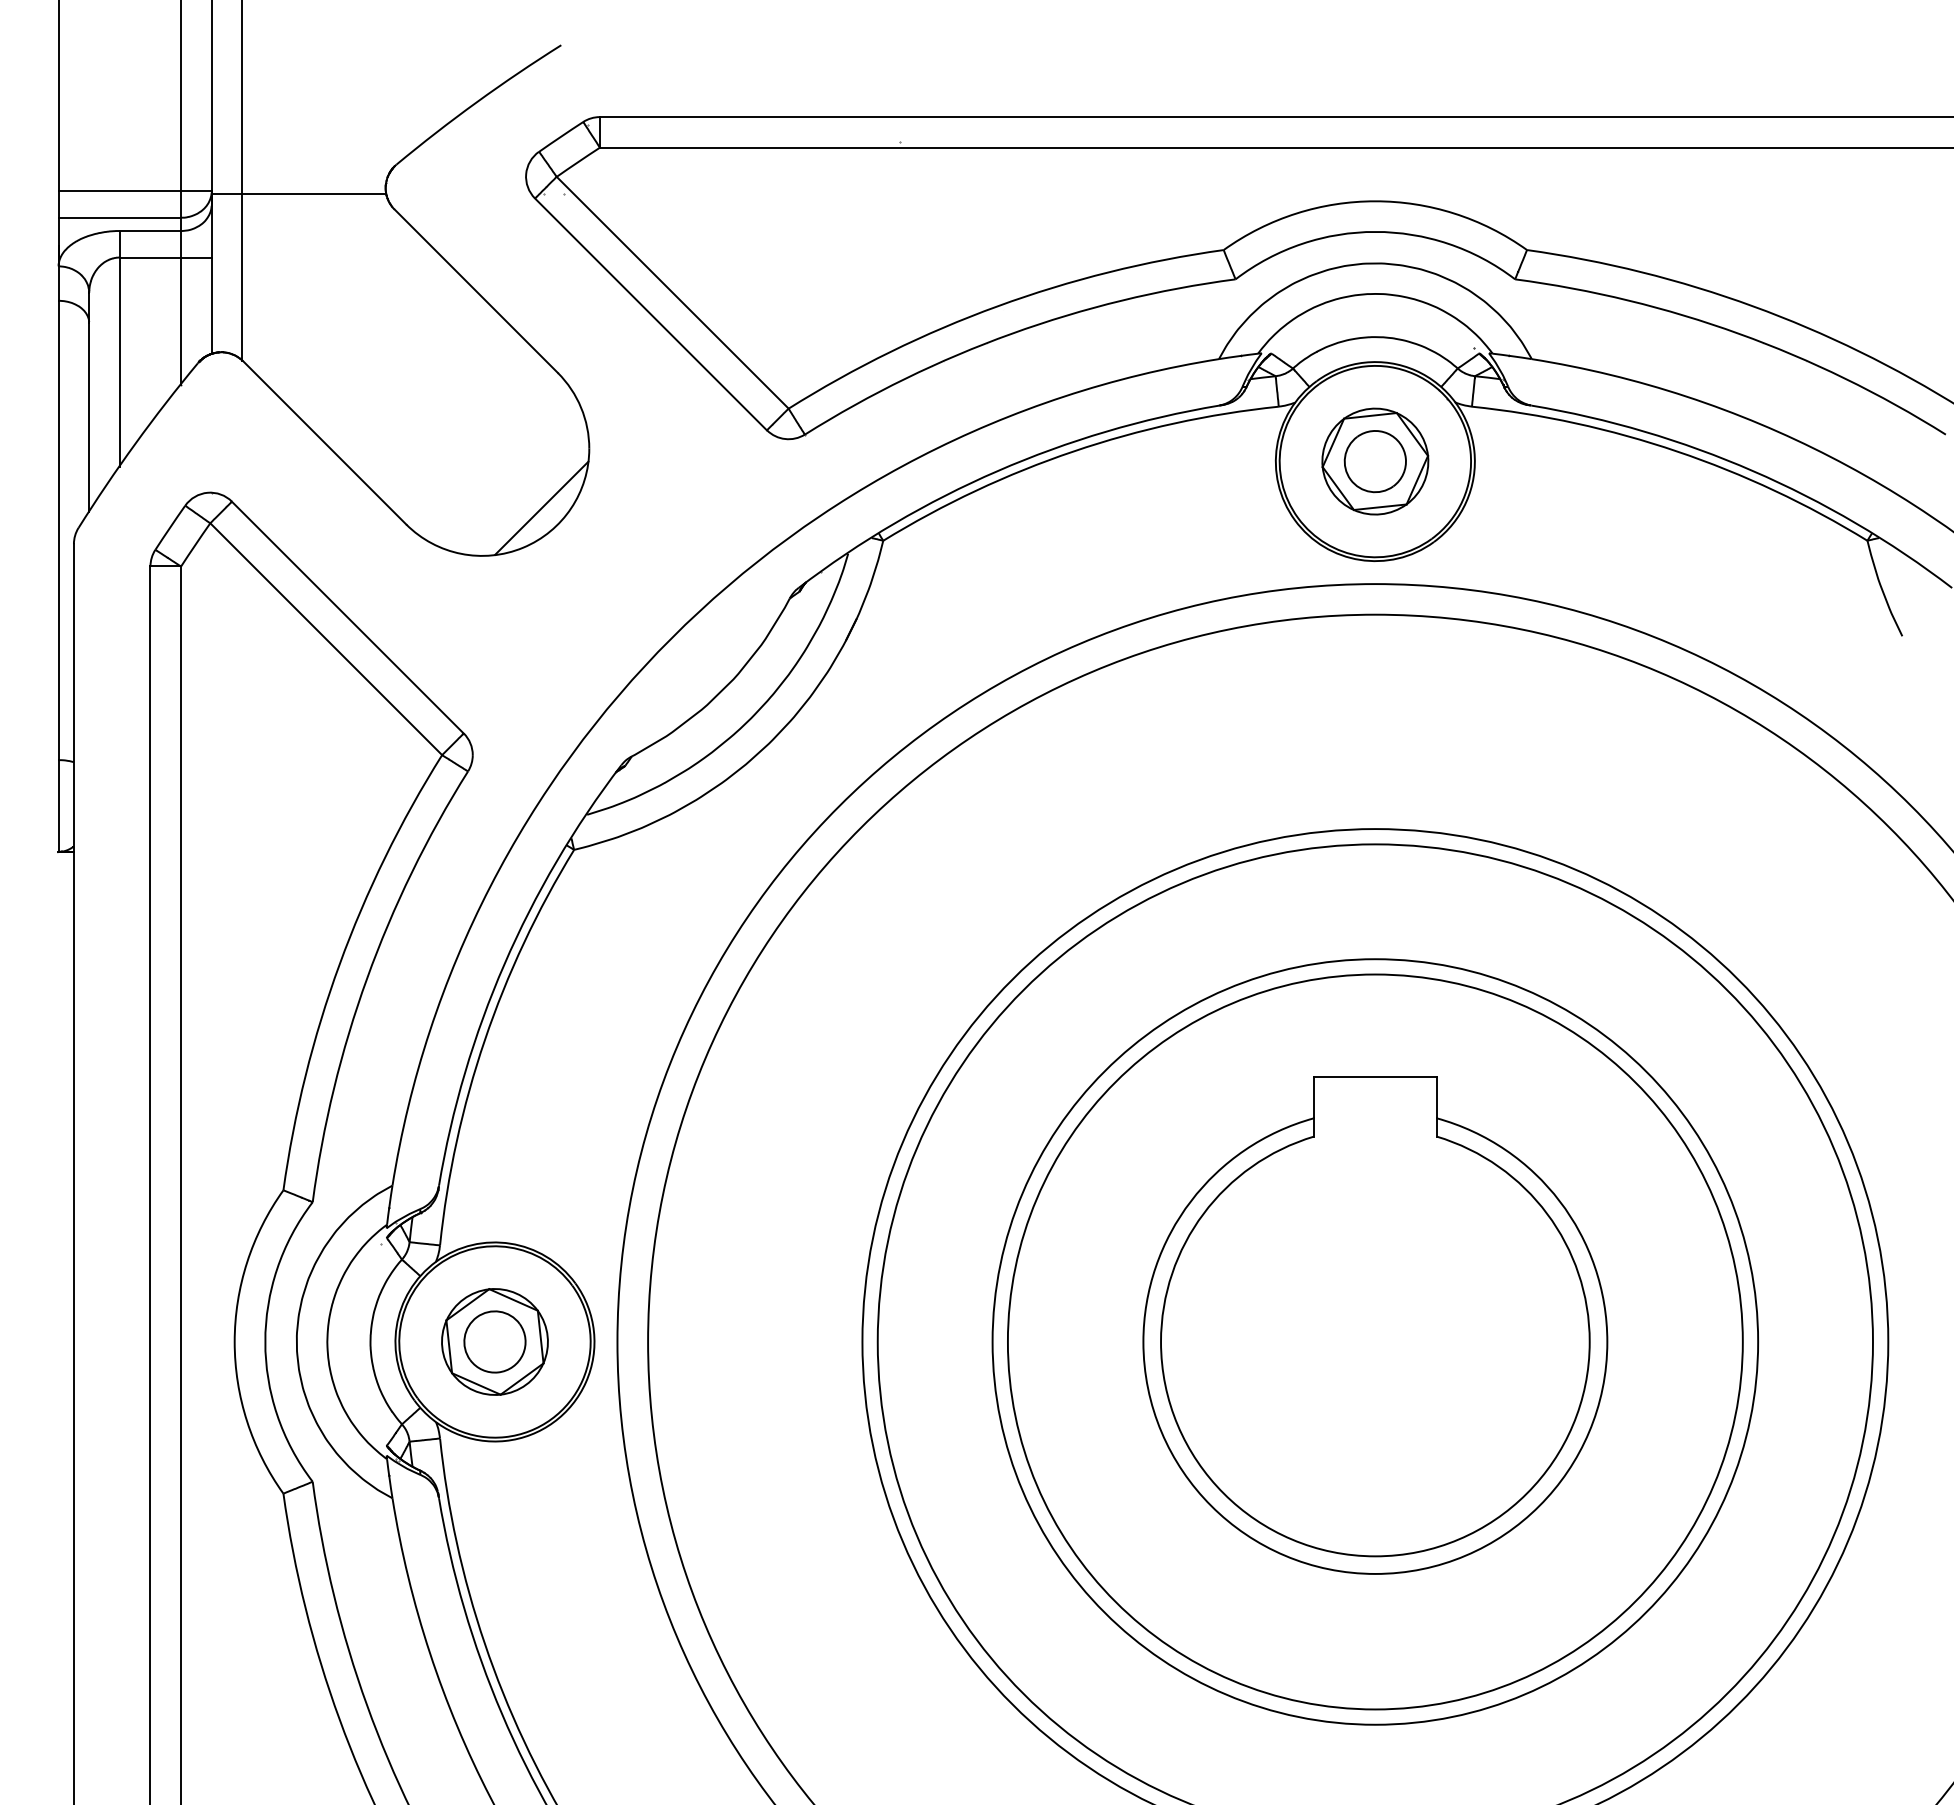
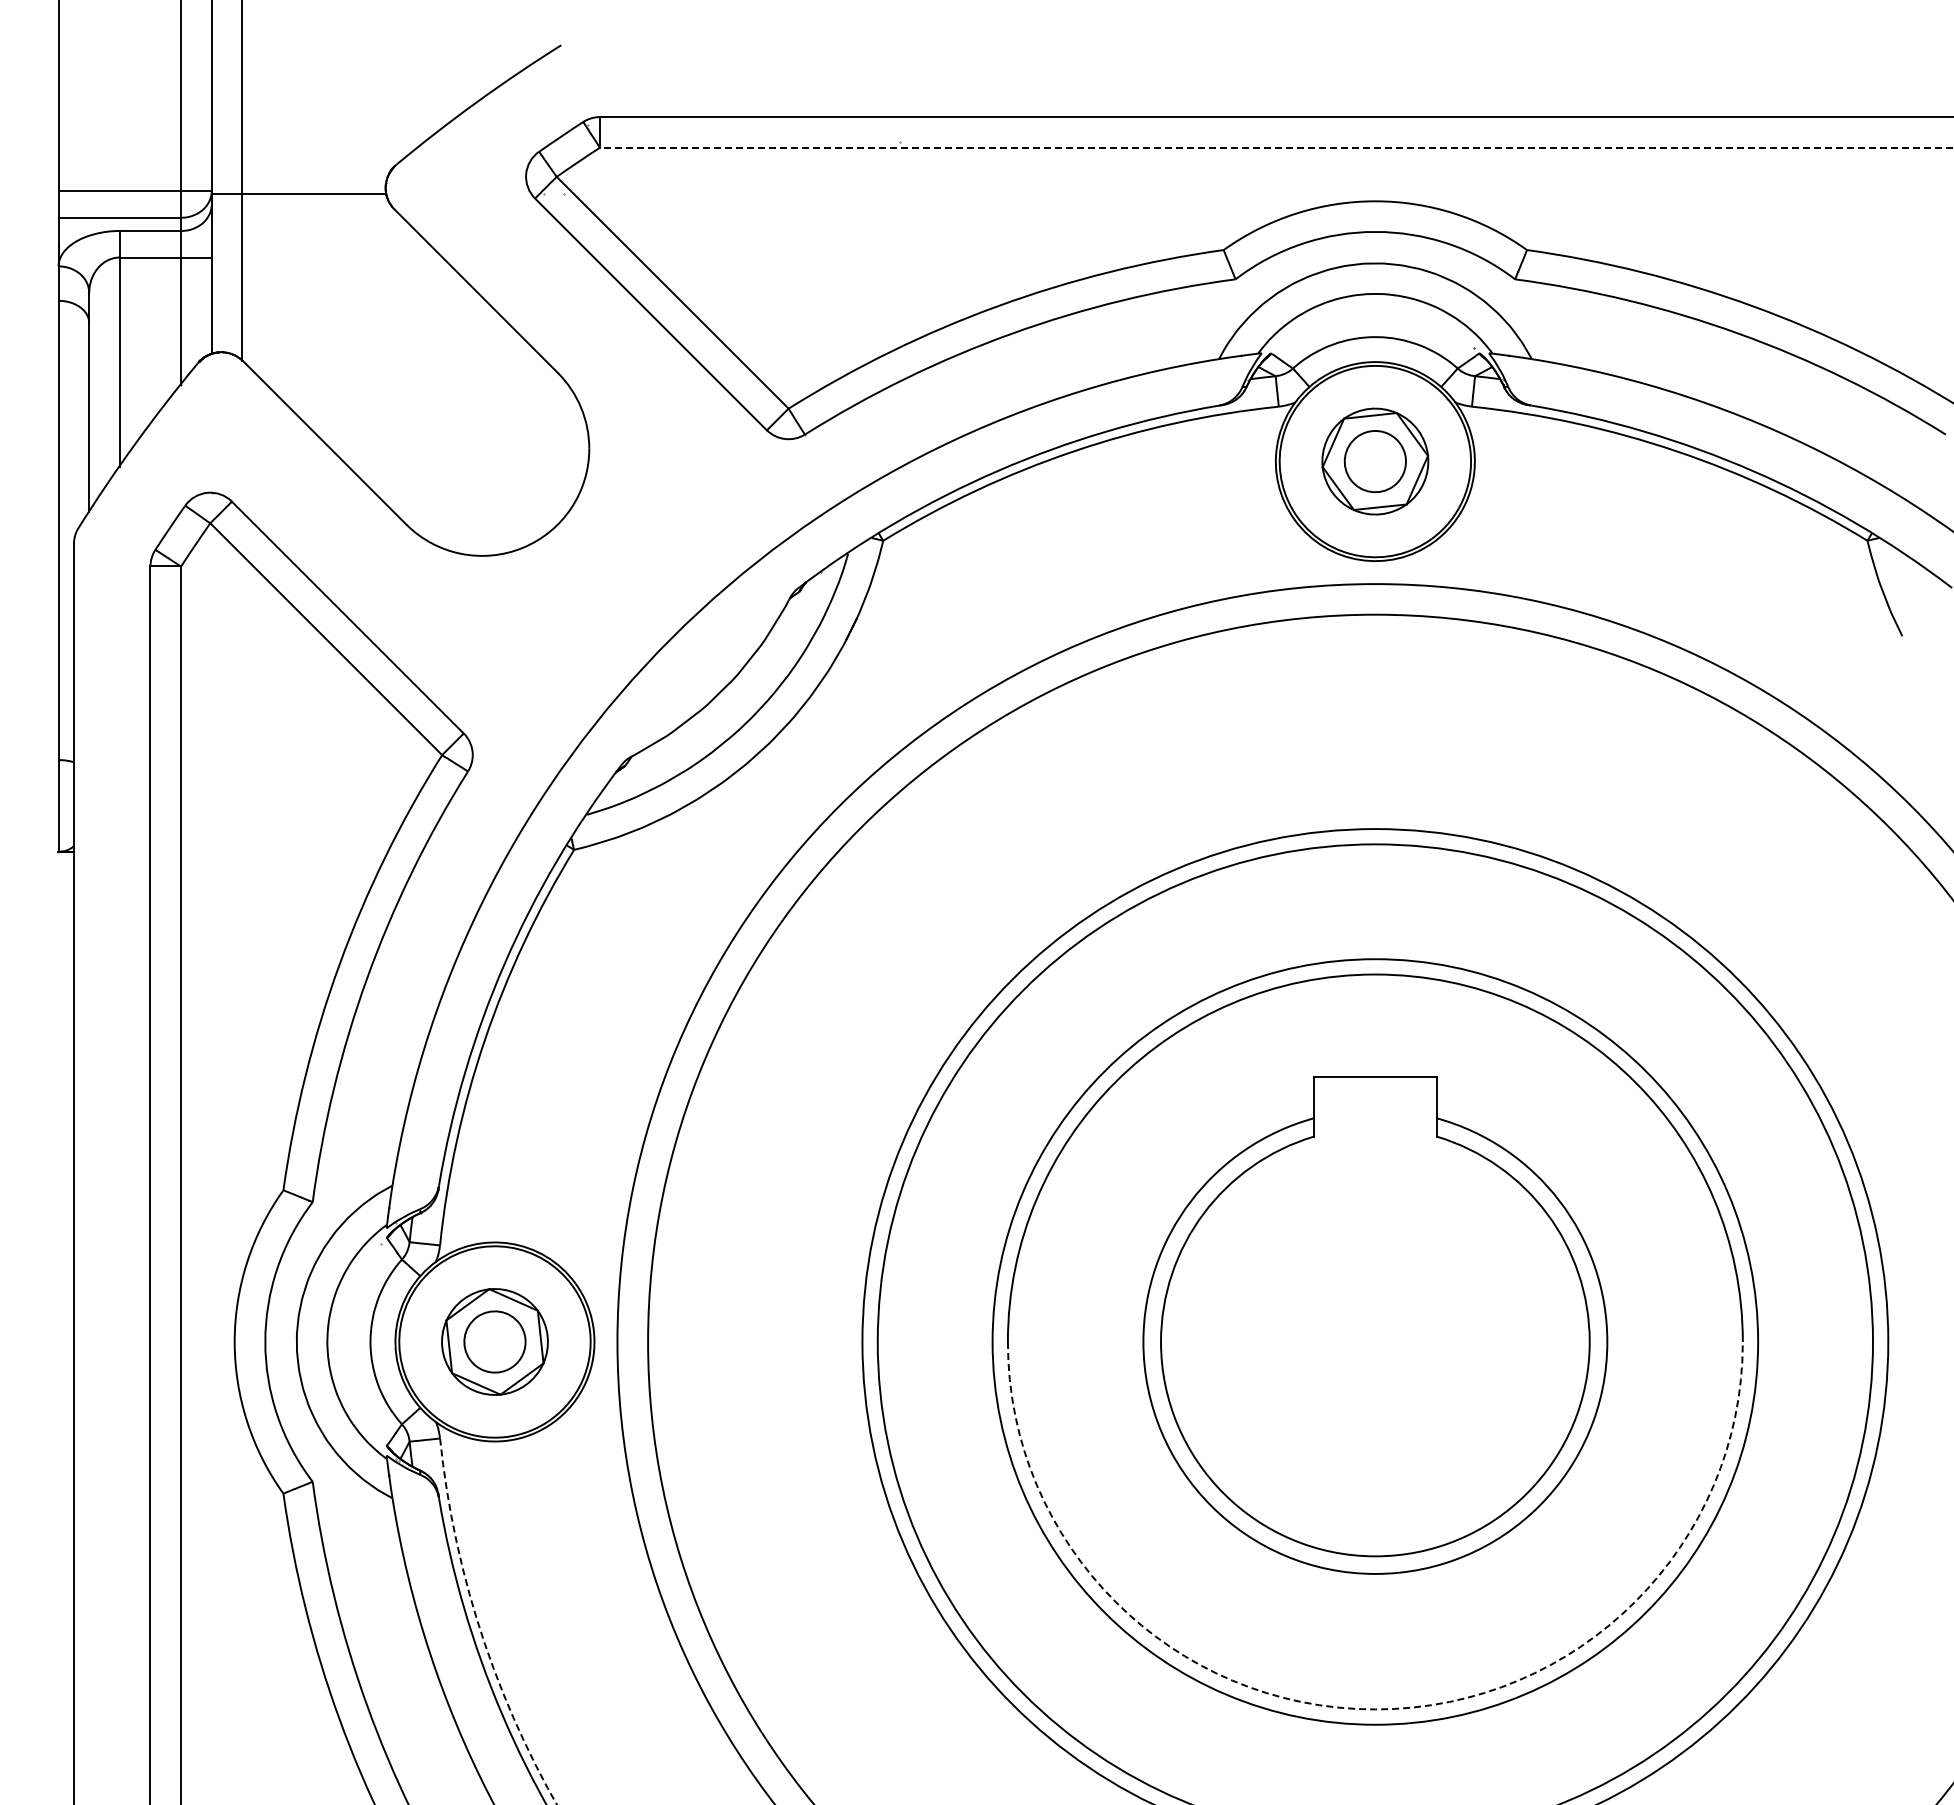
line: solid -> dashed (1276, 147)
line: present -> none (541, 507)
arc: solid -> dashed (479, 1628)
arc: solid -> dashed (1375, 1709)
